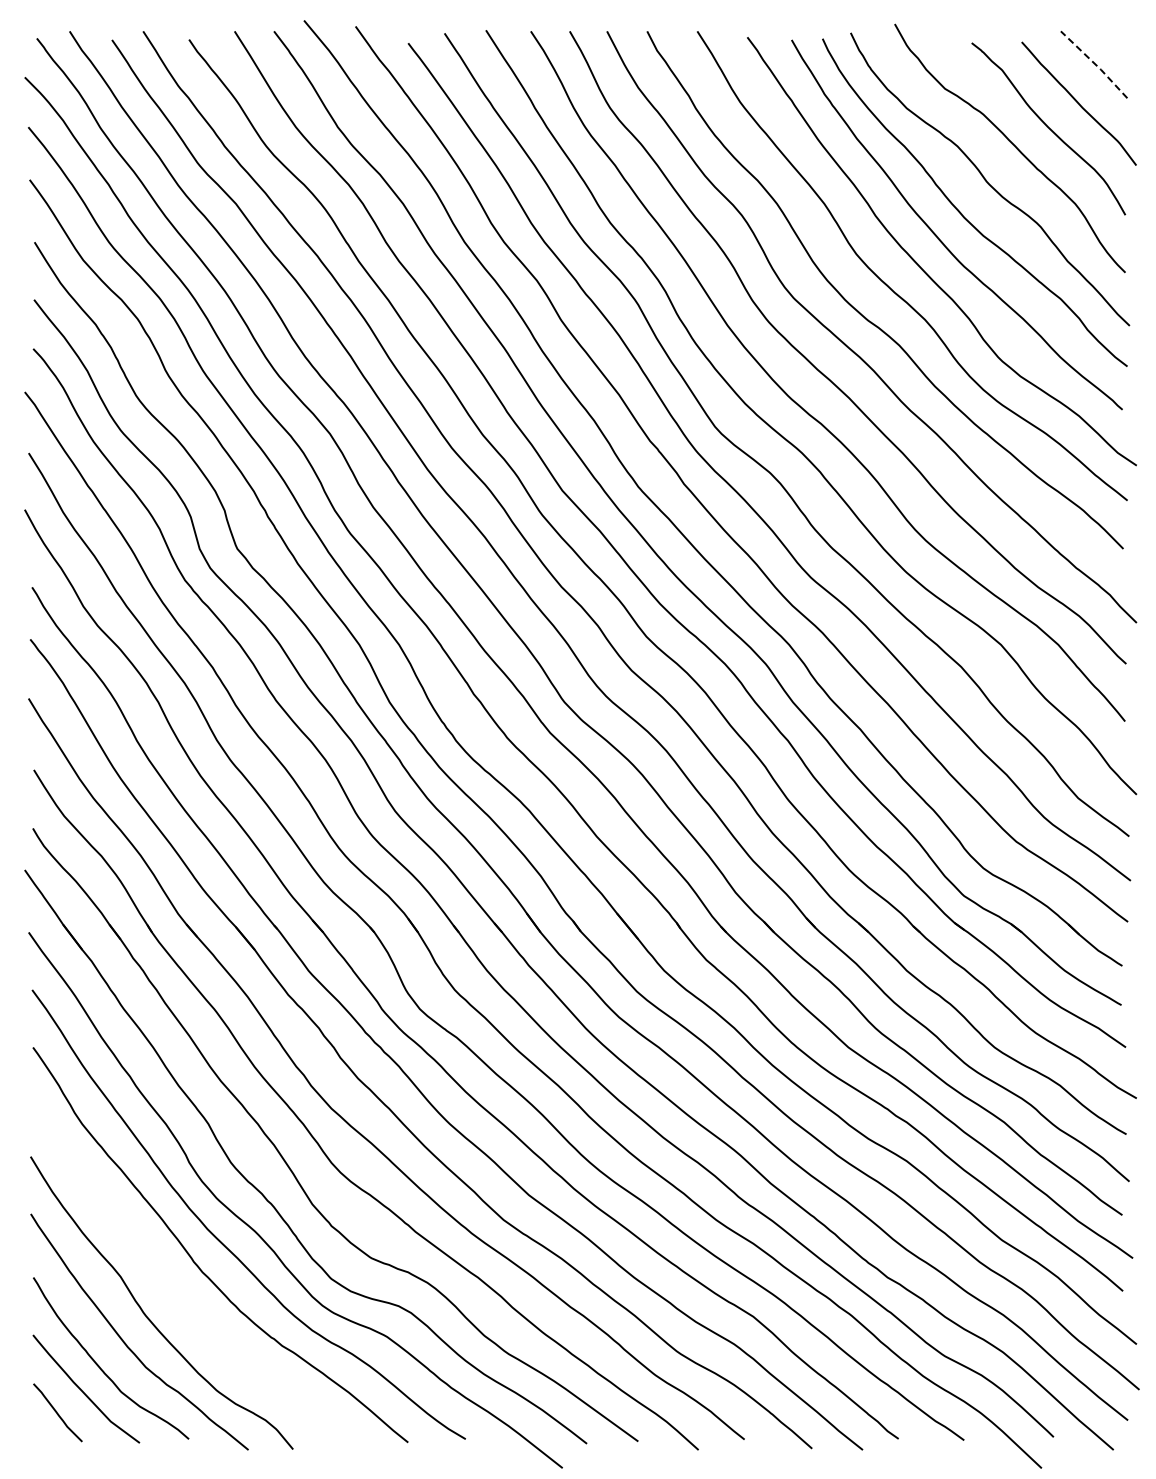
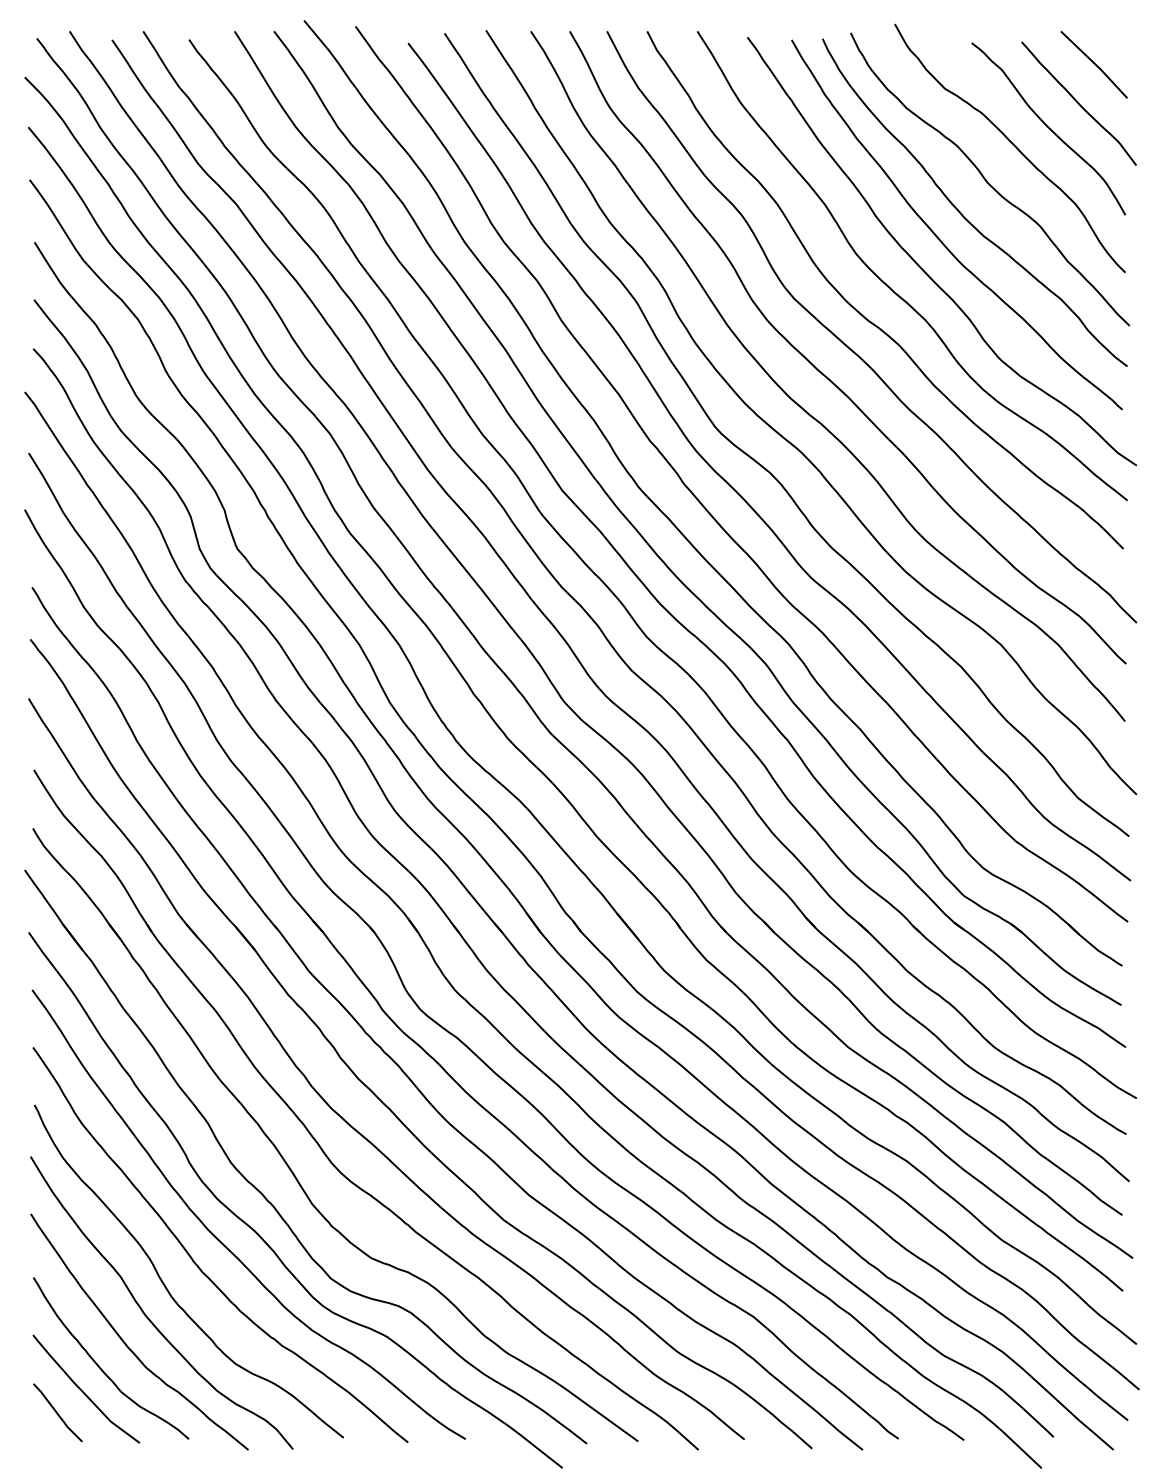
line: dashed -> solid (1095, 64)
curve: none -> present (165, 1284)
